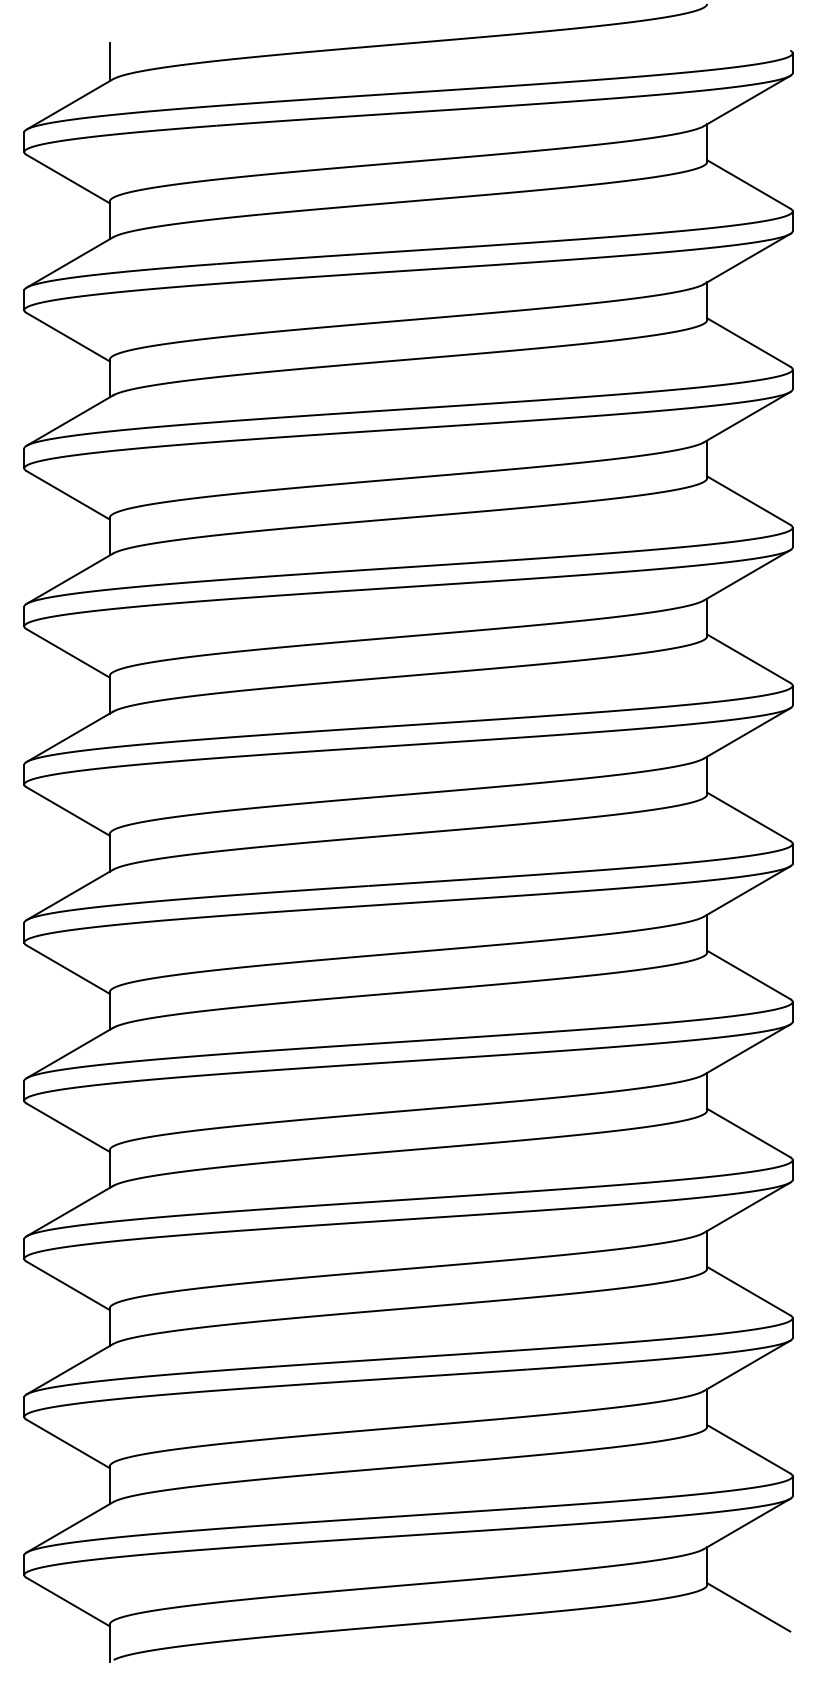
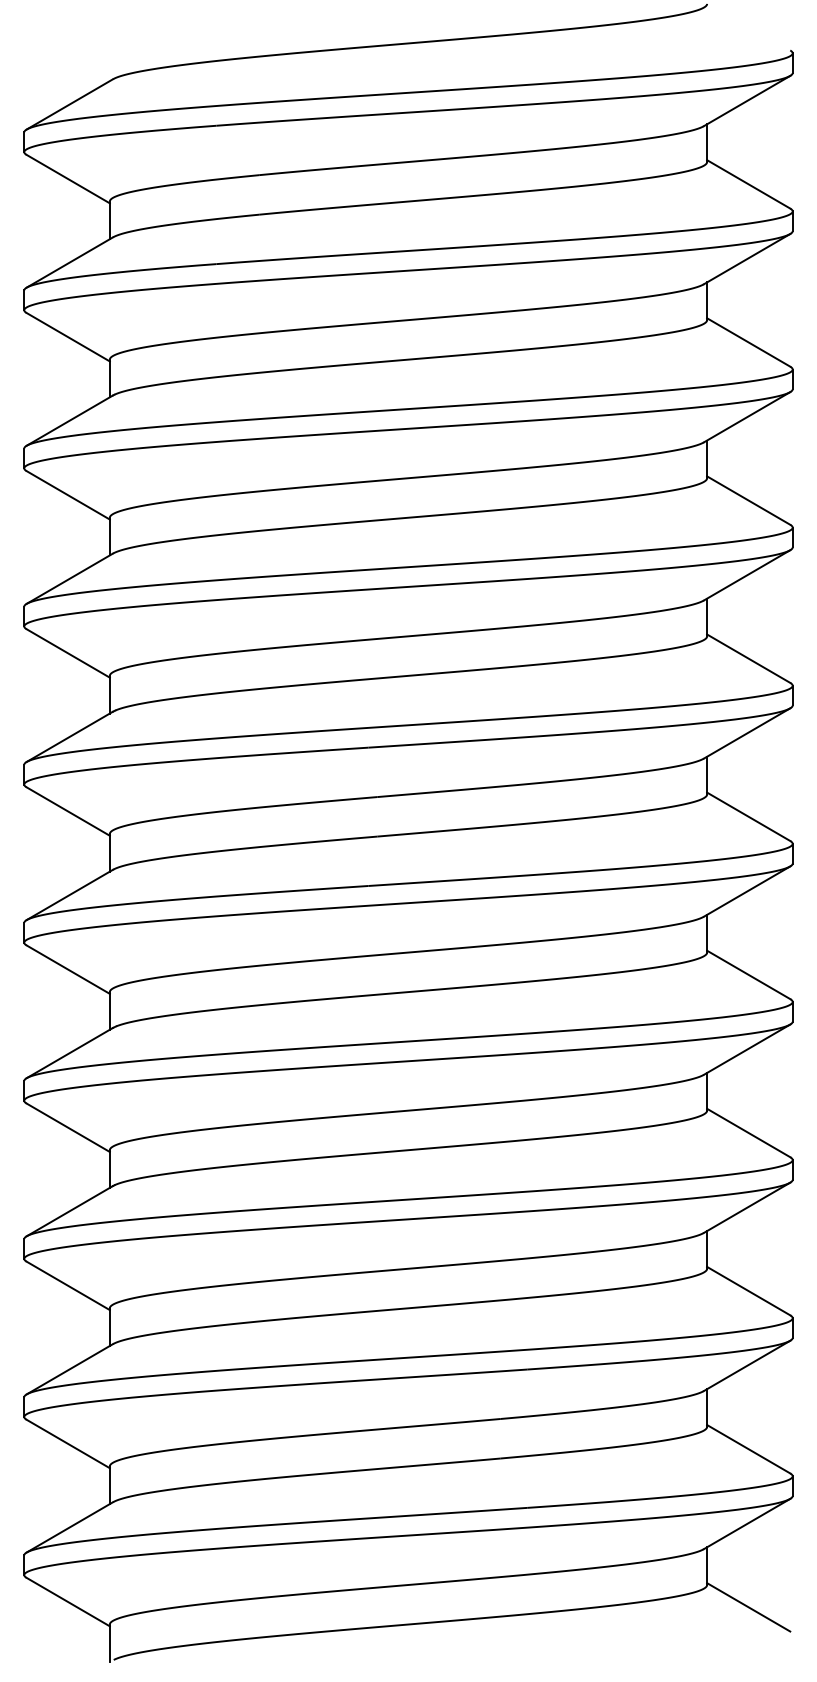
line: present -> none (109, 62)
